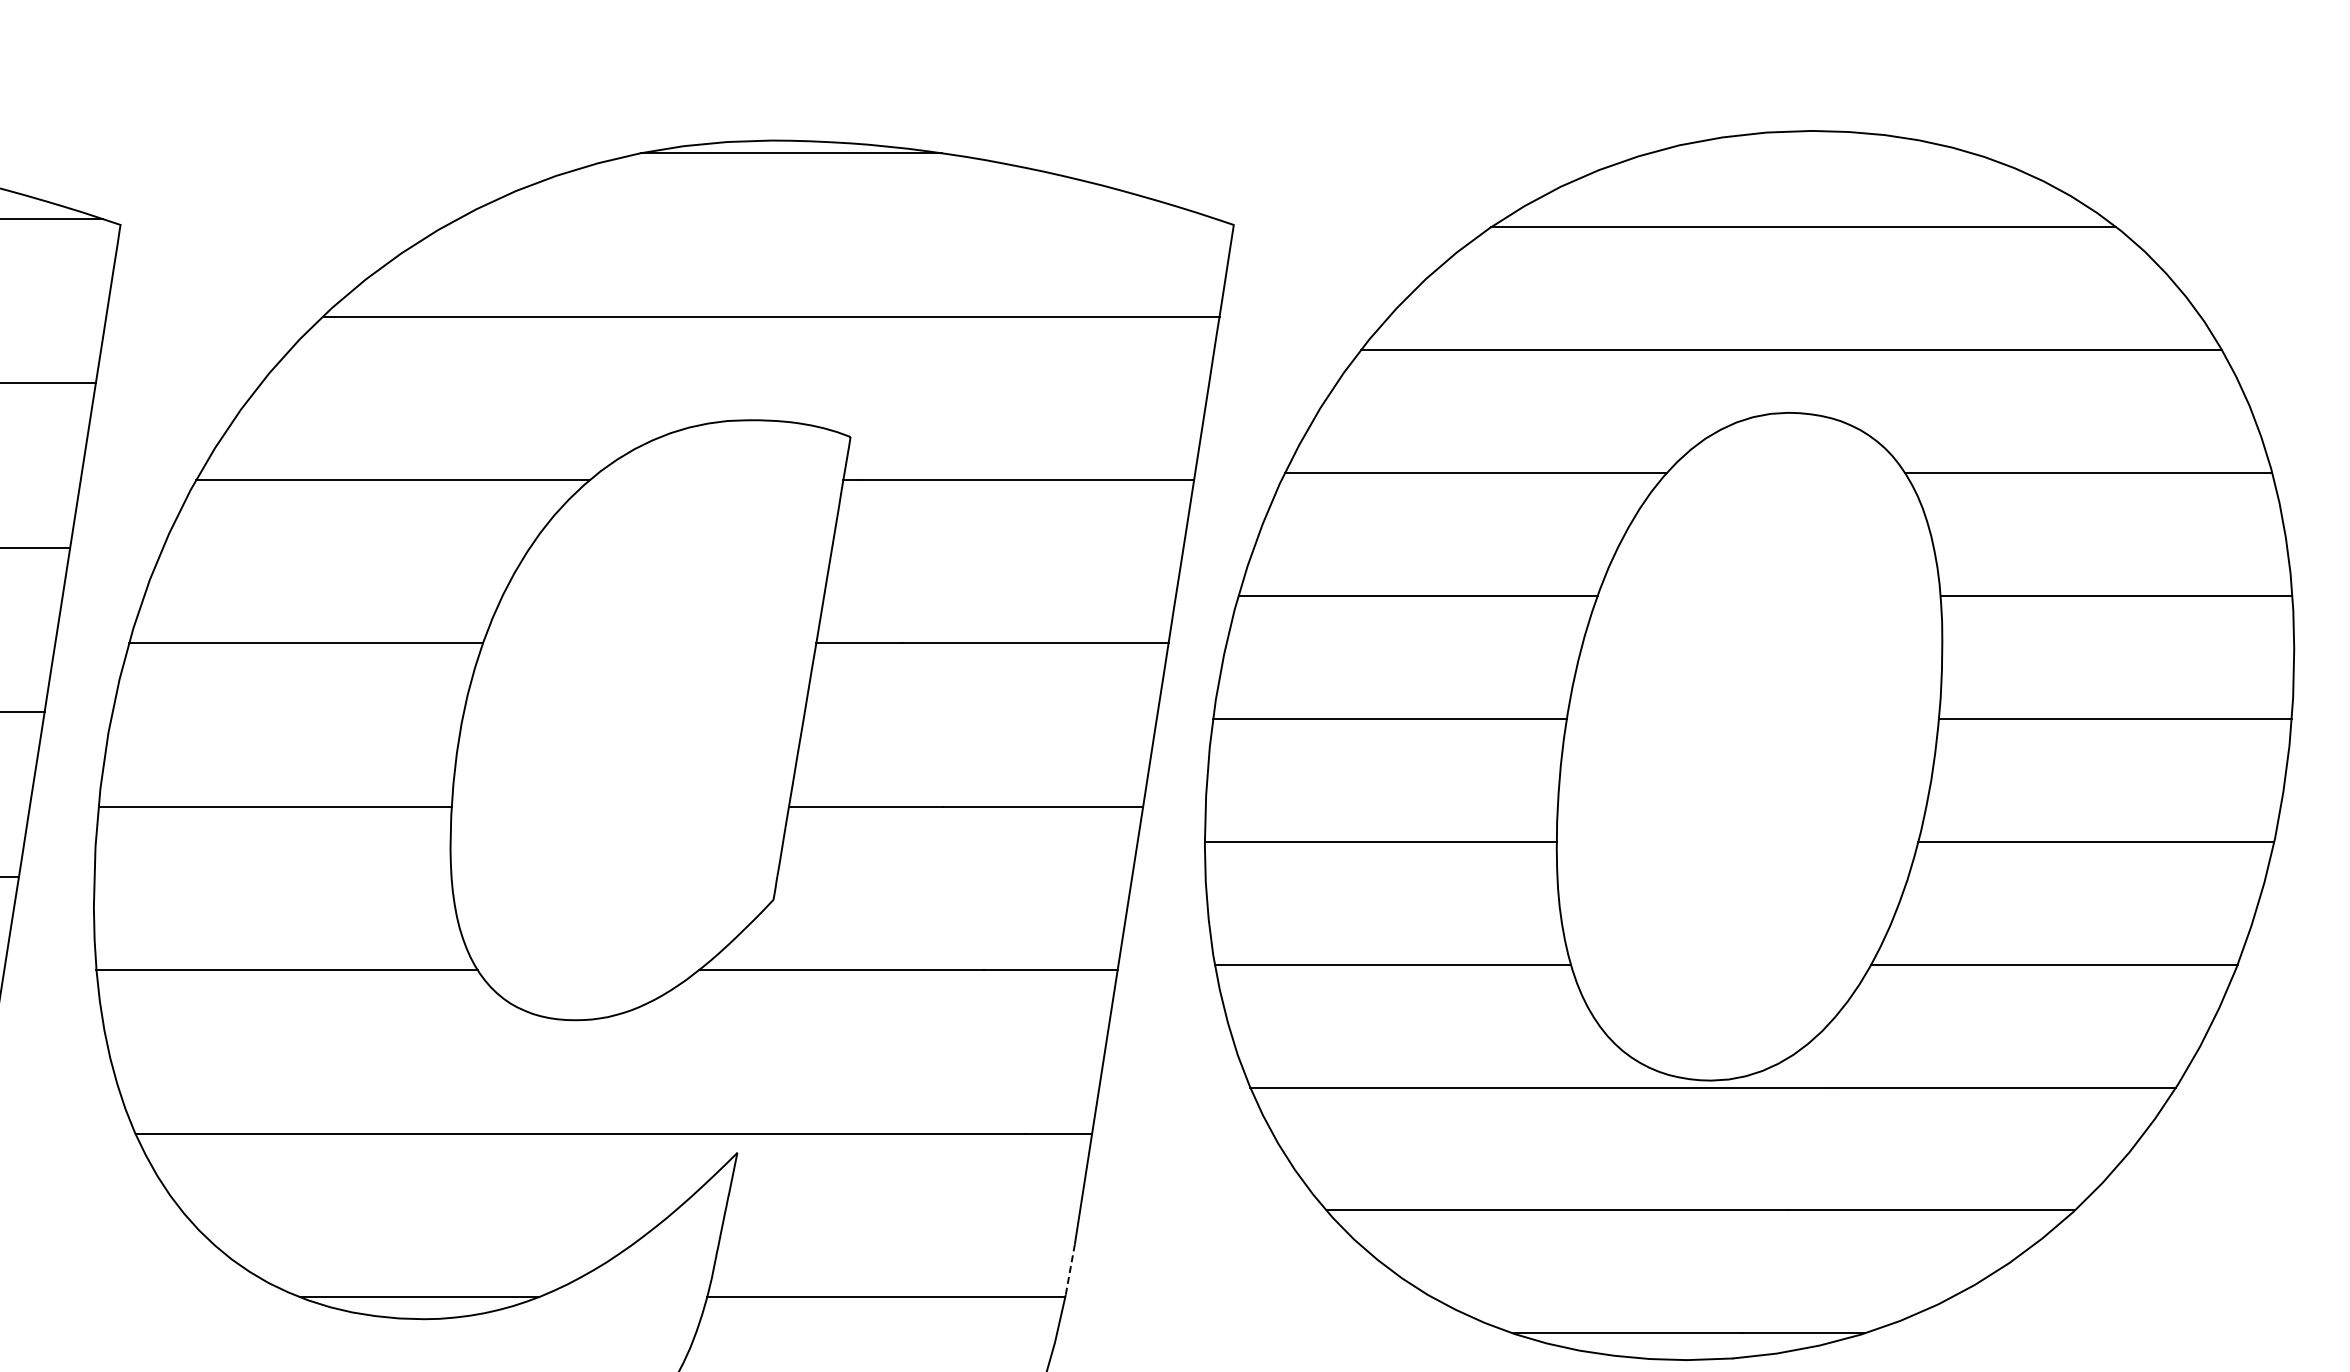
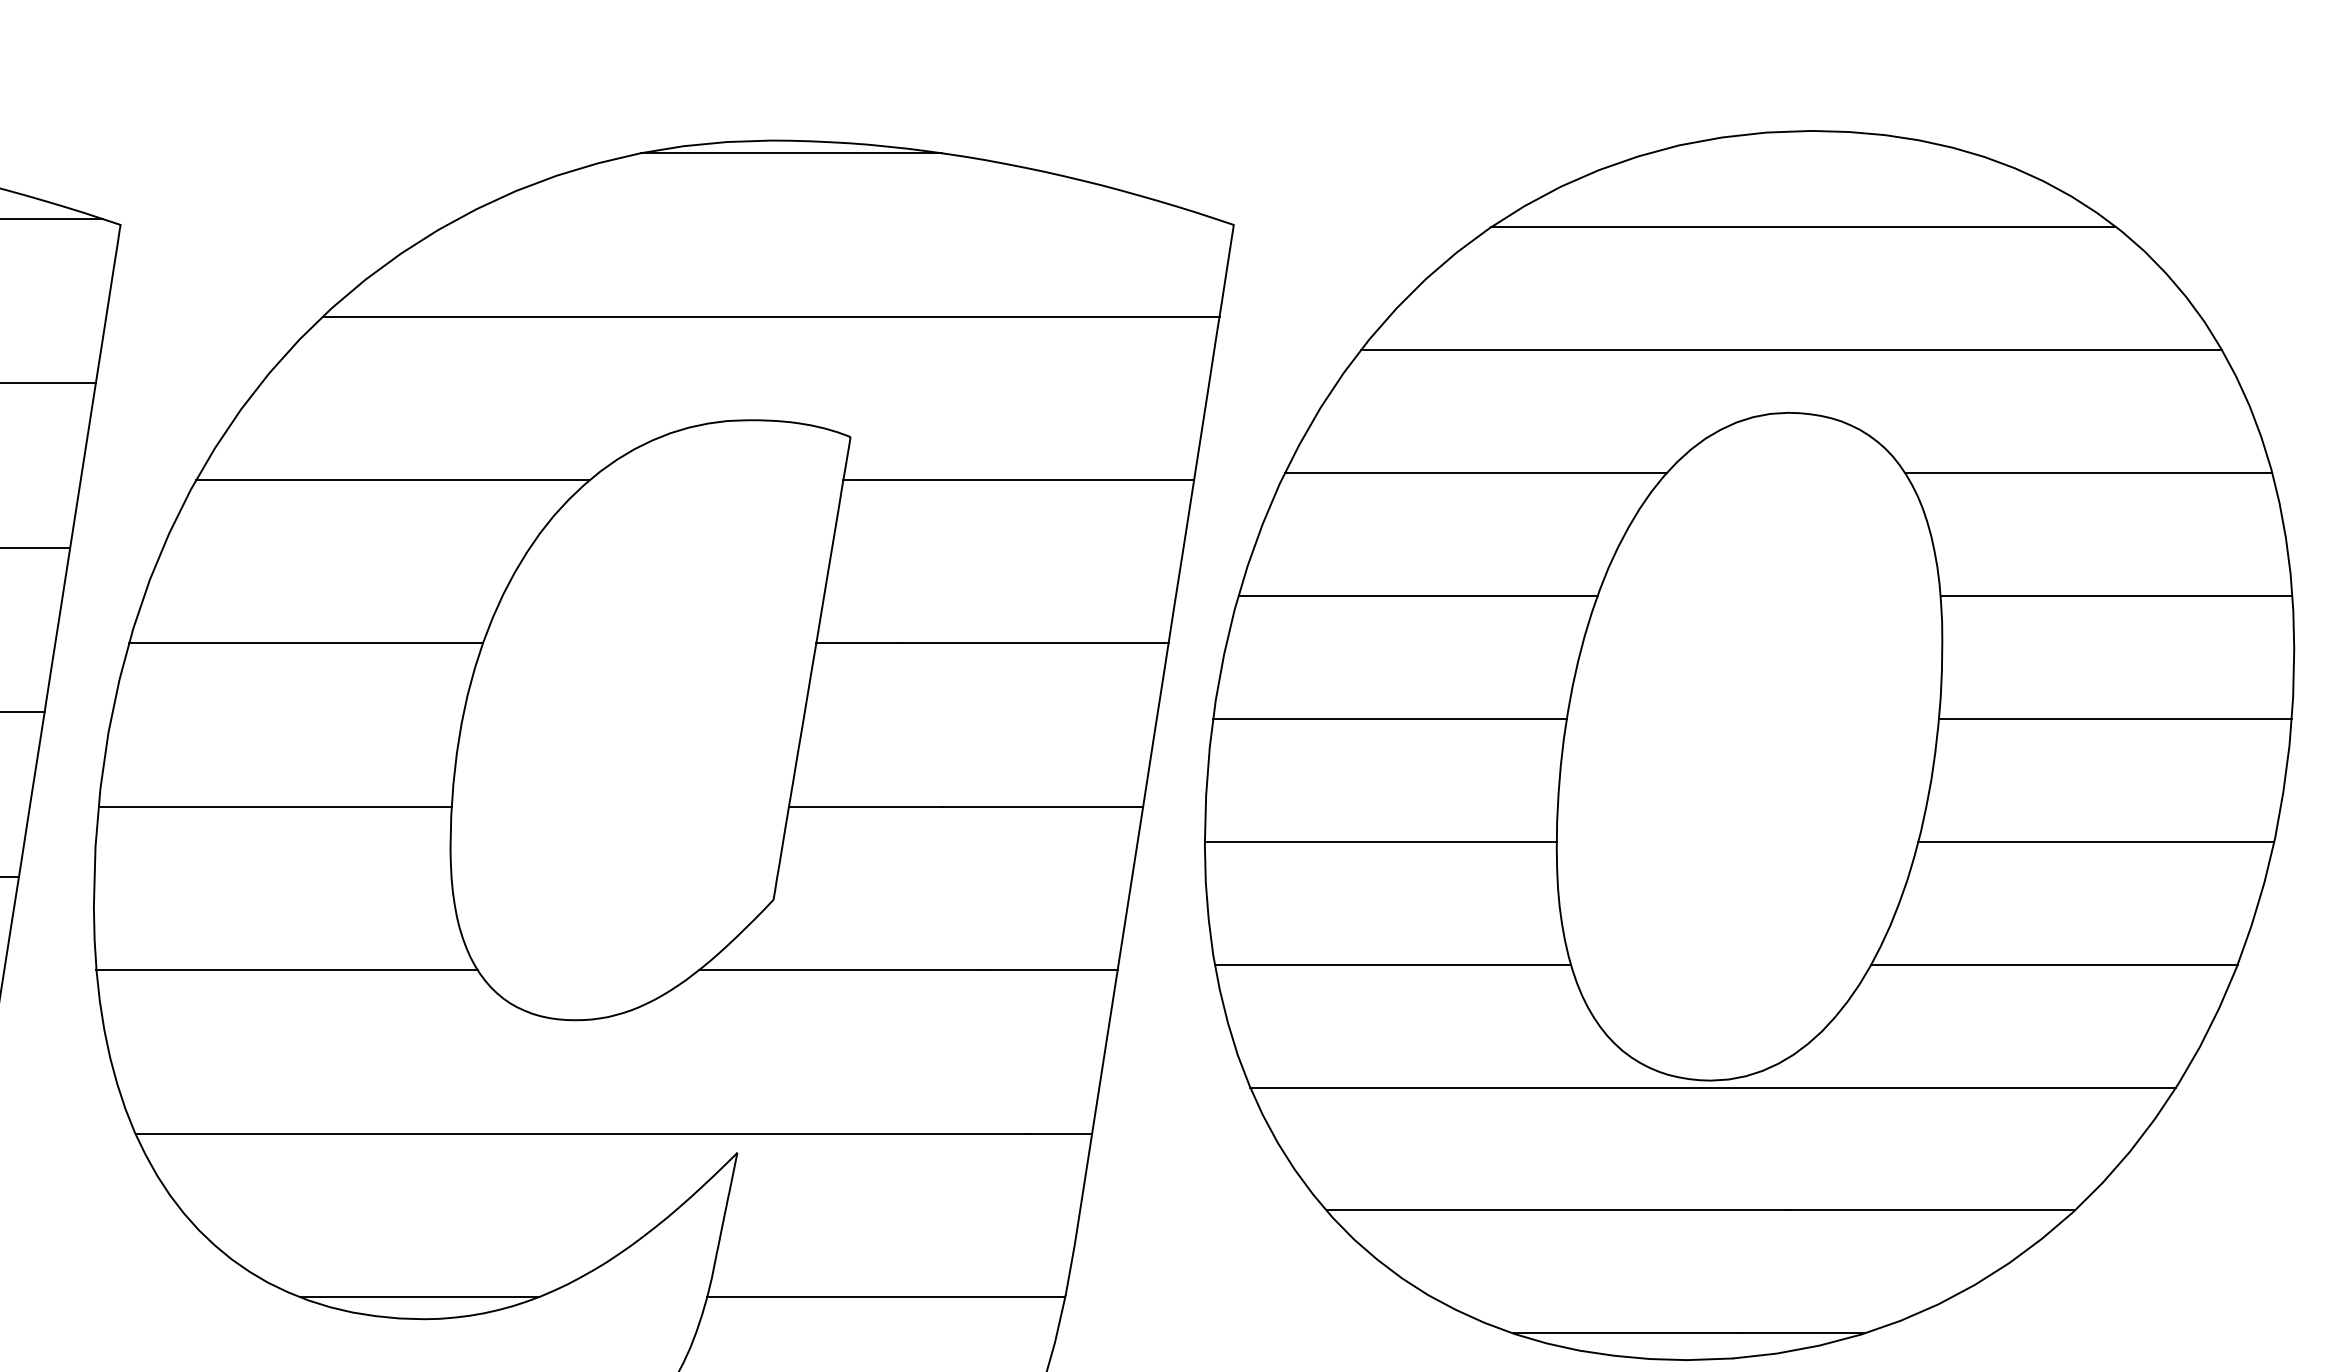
line: dashed -> solid (1070, 1269)
